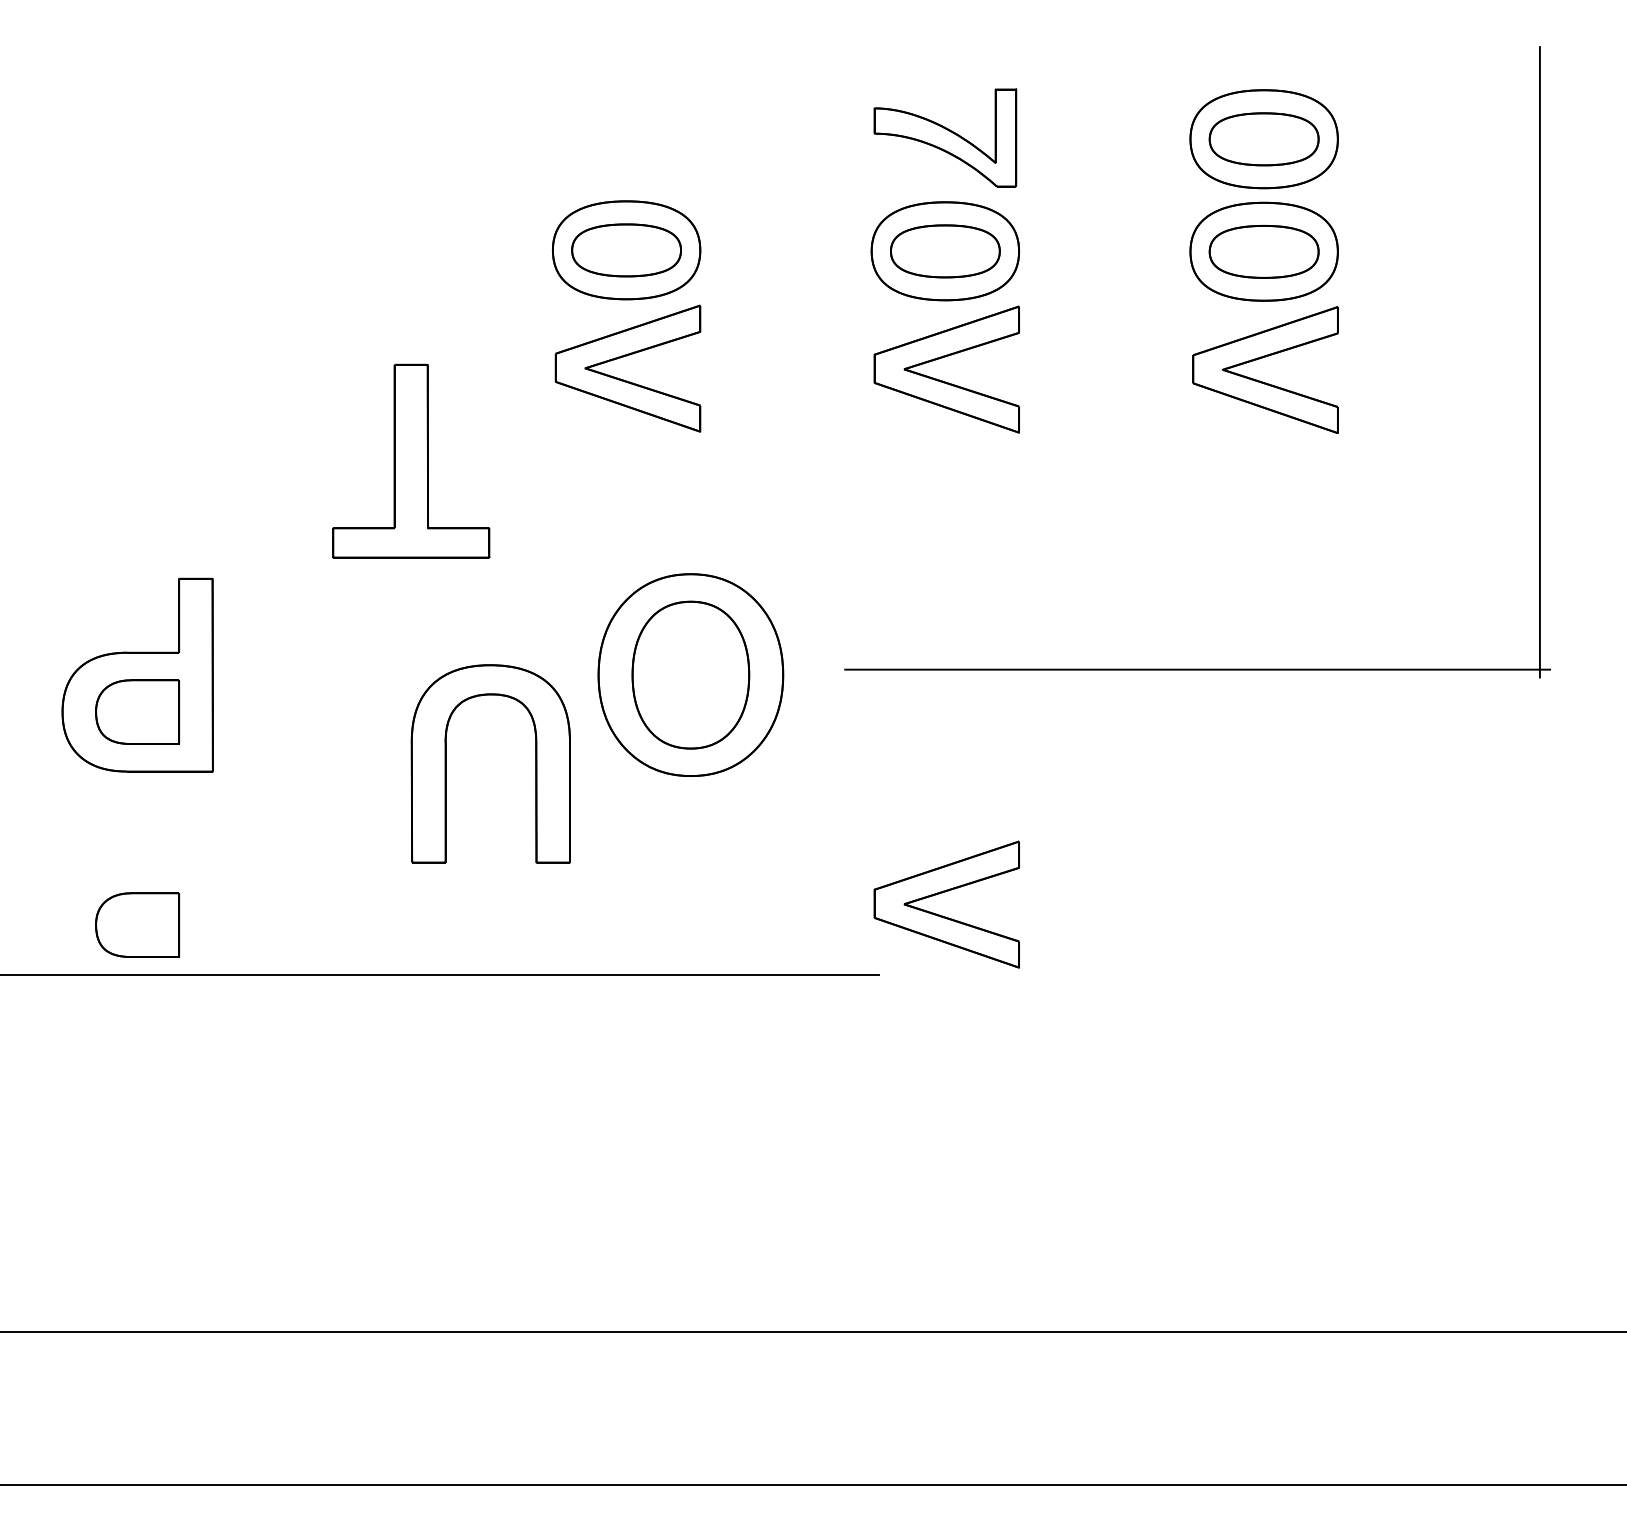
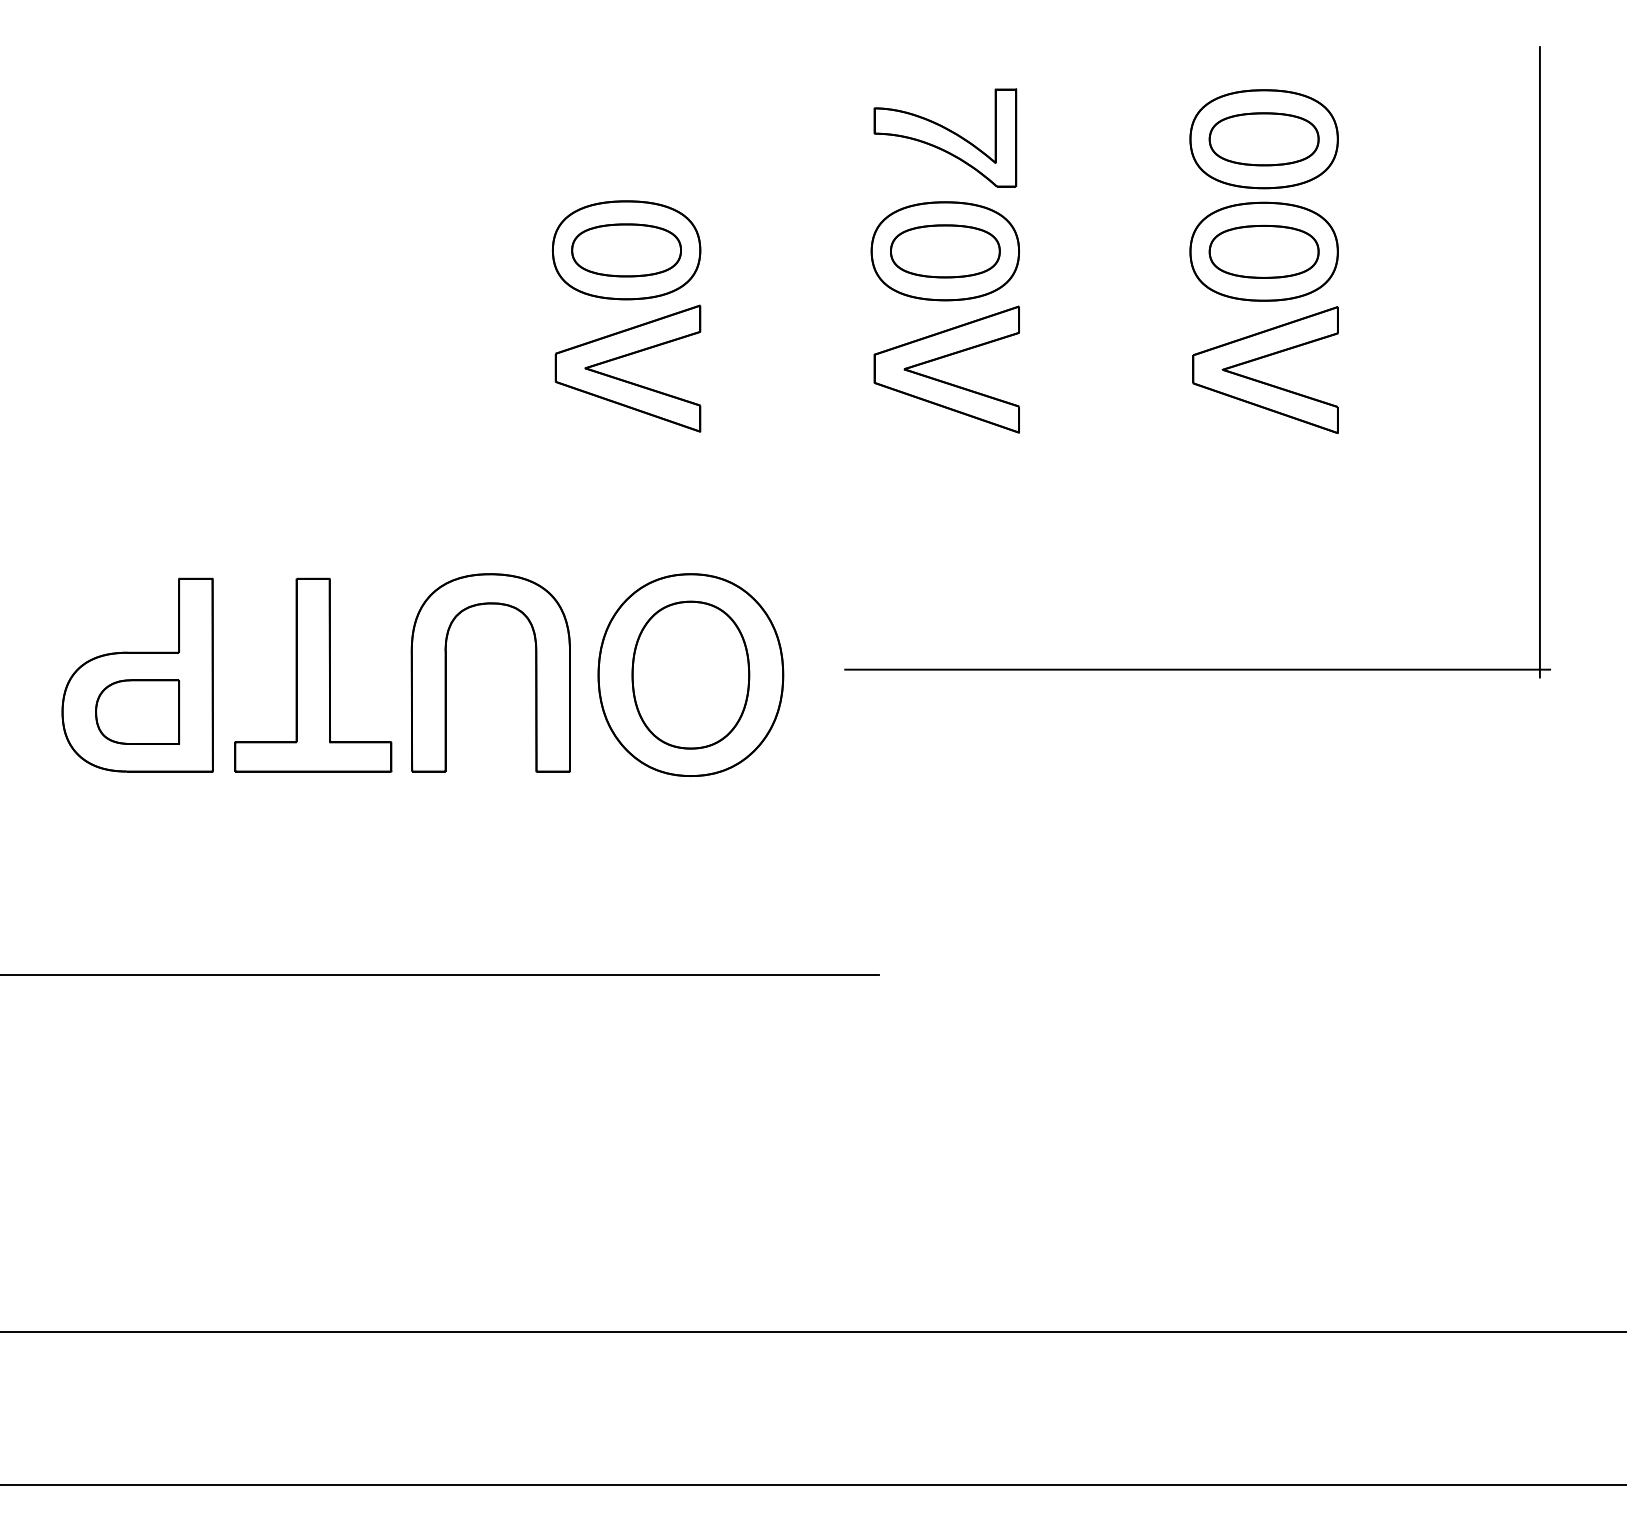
part position: (411, 460) -> (313, 674) (313, 674)
part position: (446, 763) -> (446, 672) (446, 672)
part: present -> none (942, 893)
part: present -> none (137, 924)
